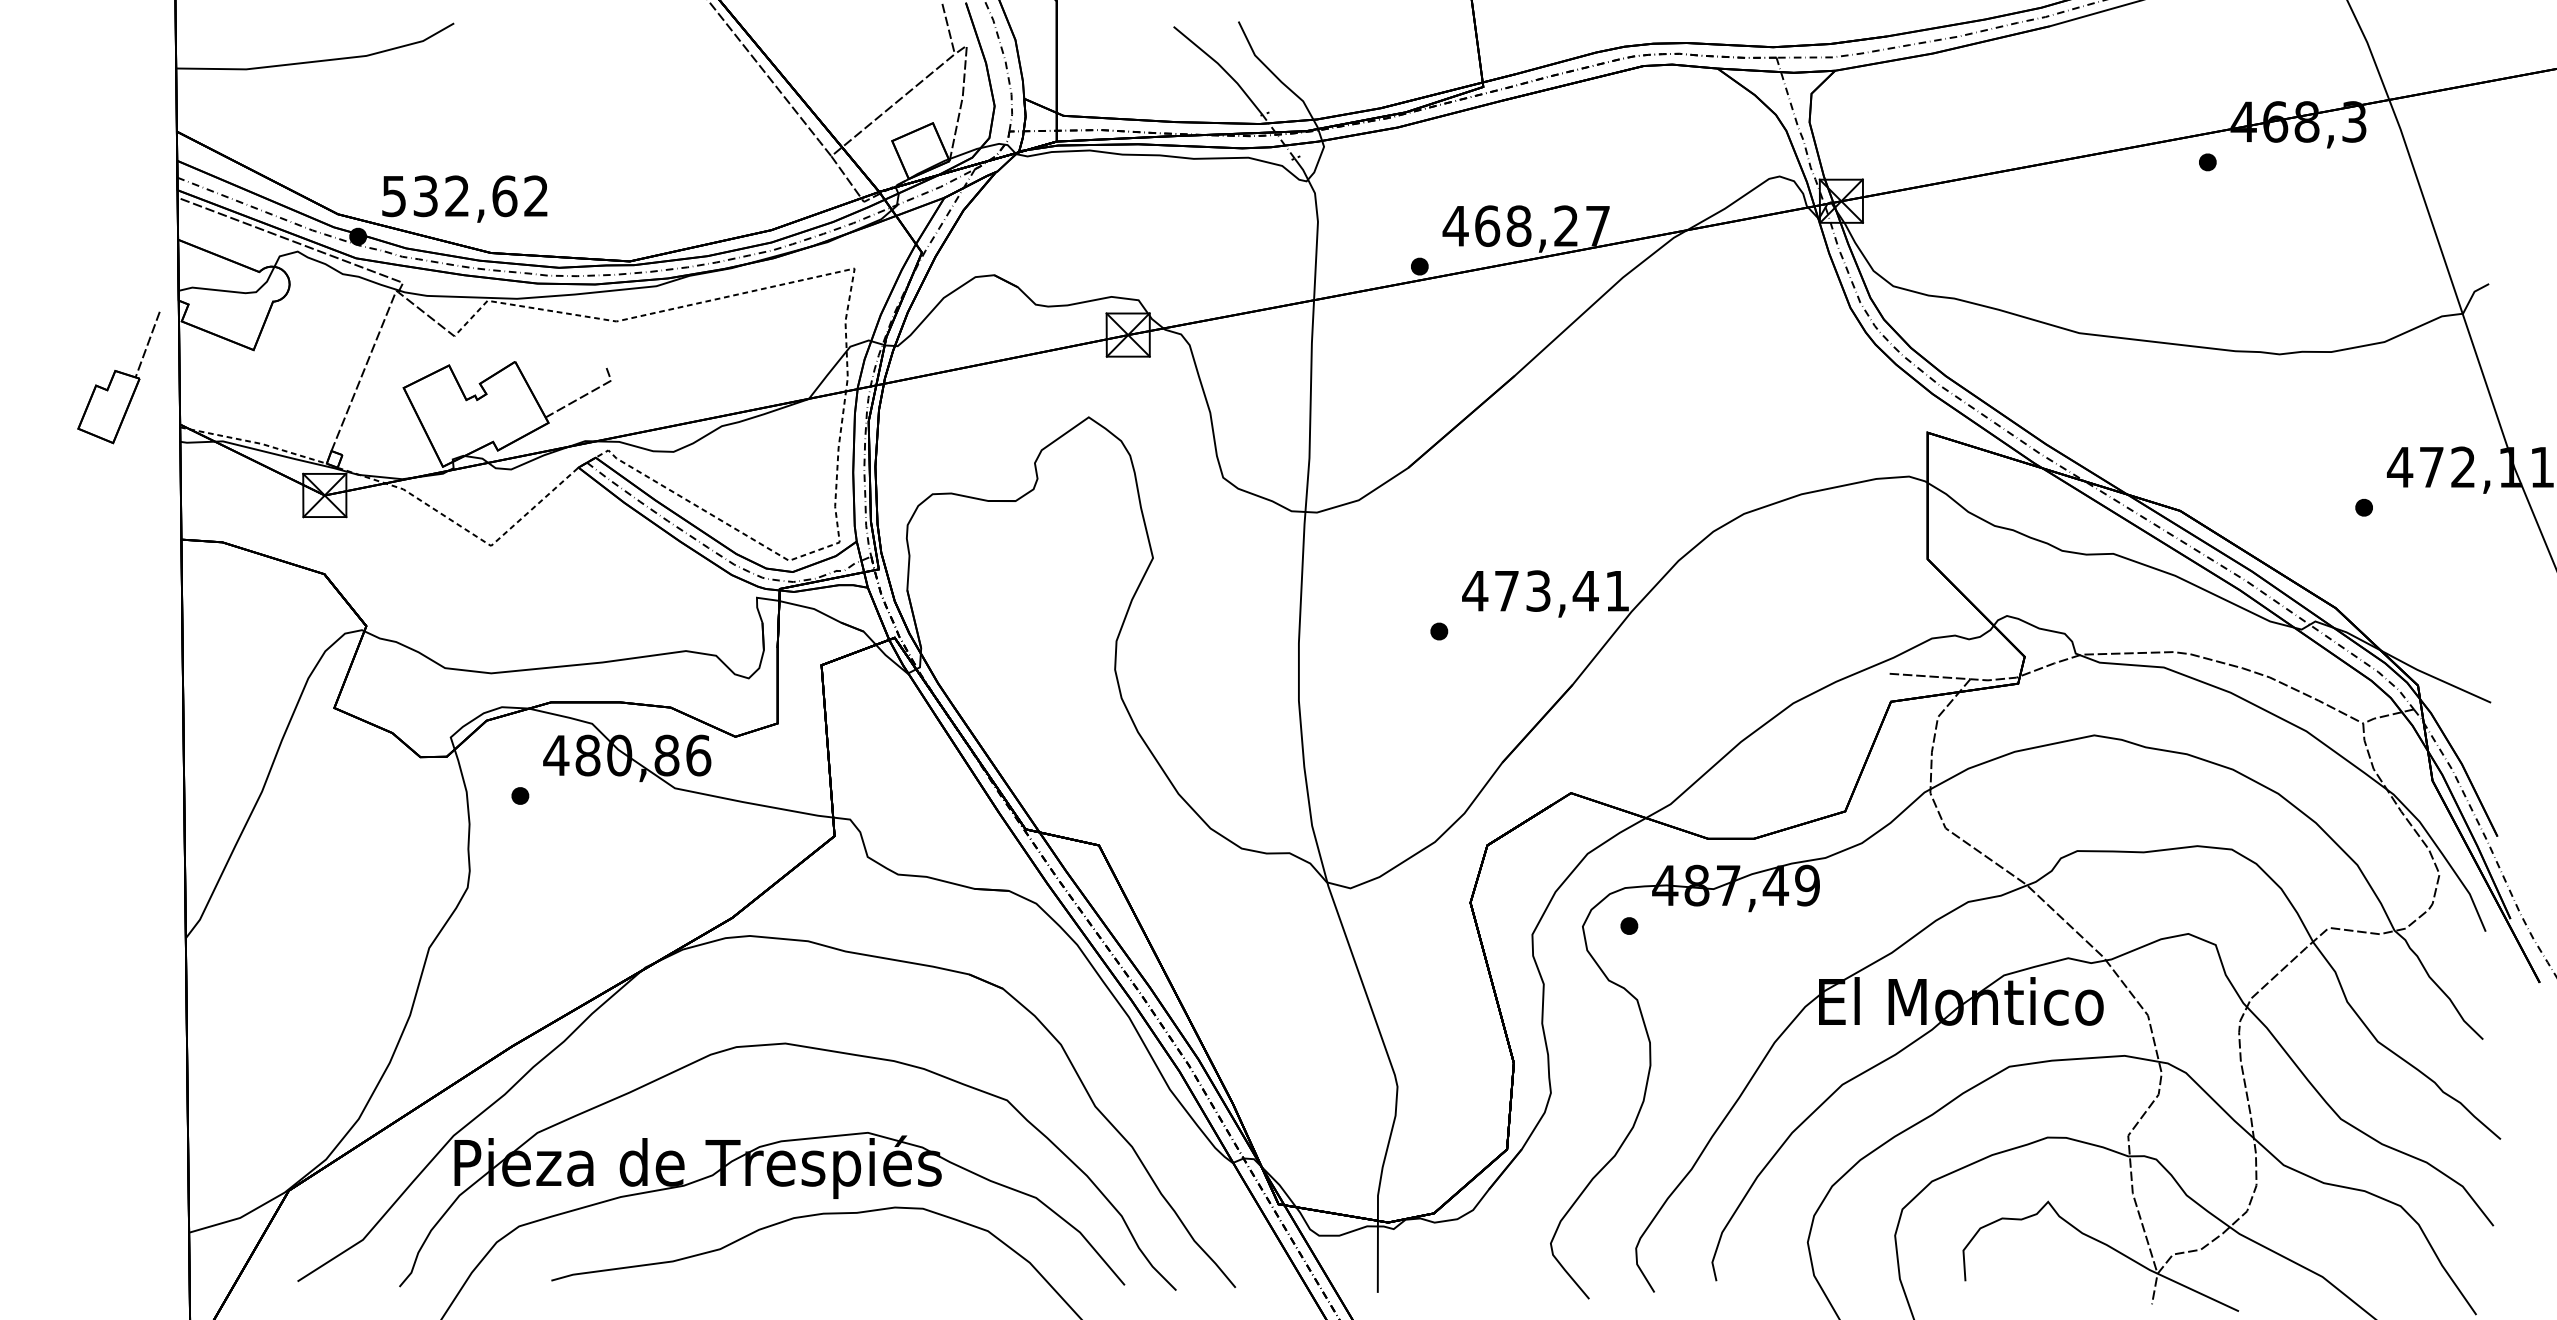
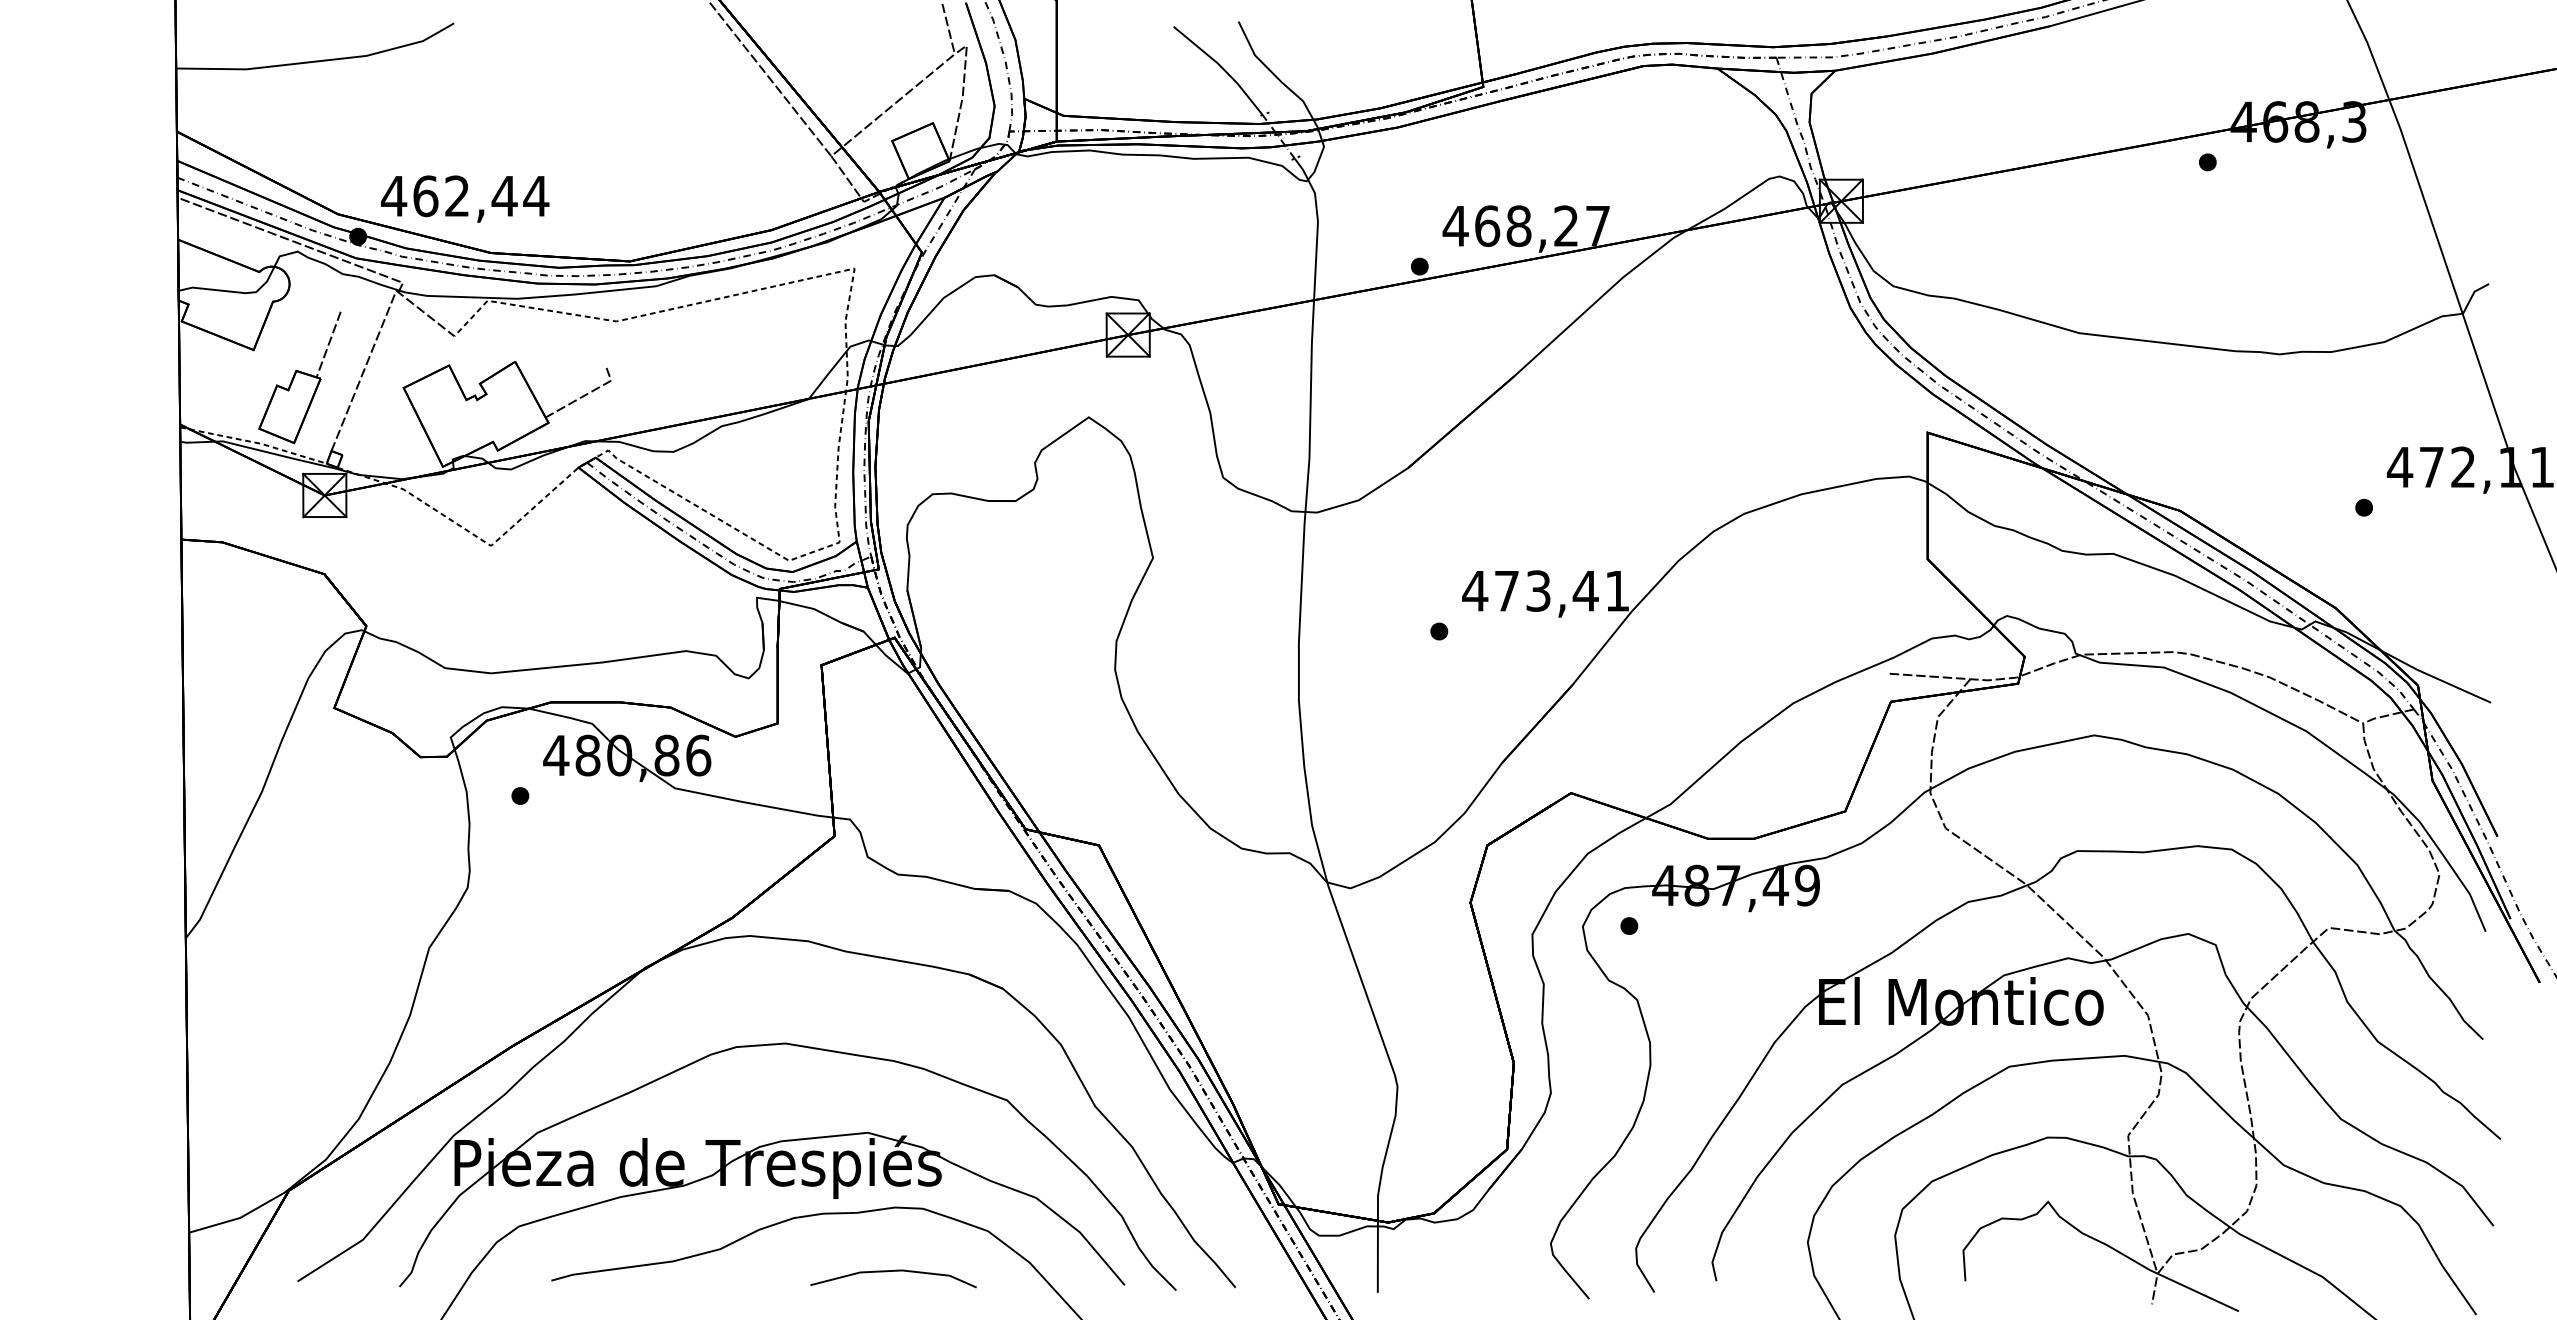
text: 532,62 -> 462,44 (464, 196)
part position: (118, 377) -> (299, 377) (299, 377)
line: none -> present (893, 1271)
